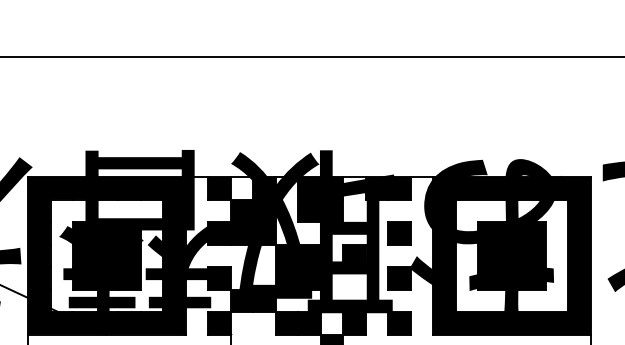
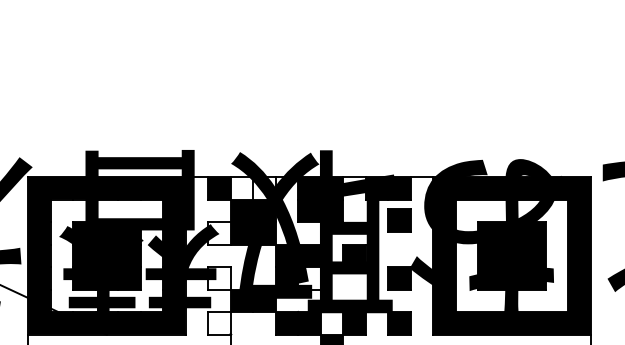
line: present -> none (311, 57)
fill: present -> none (264, 188)
fill: present -> none (219, 233)
part position: (399, 233) -> (399, 220) (399, 220)
fill: present -> none (219, 278)
fill: present -> none (309, 278)
fill: present -> none (219, 323)
